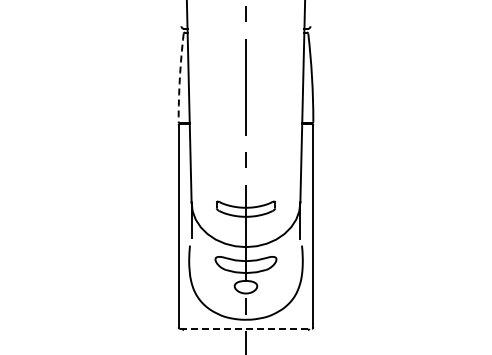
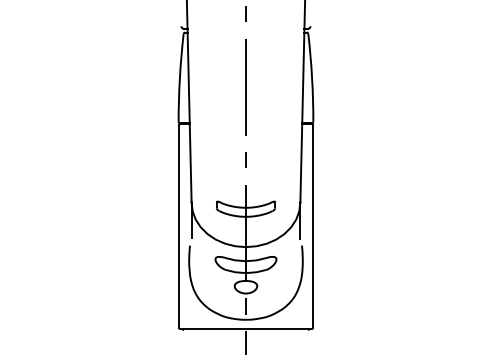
arc: dashed -> solid (179, 77)
line: dashed -> solid (246, 328)
